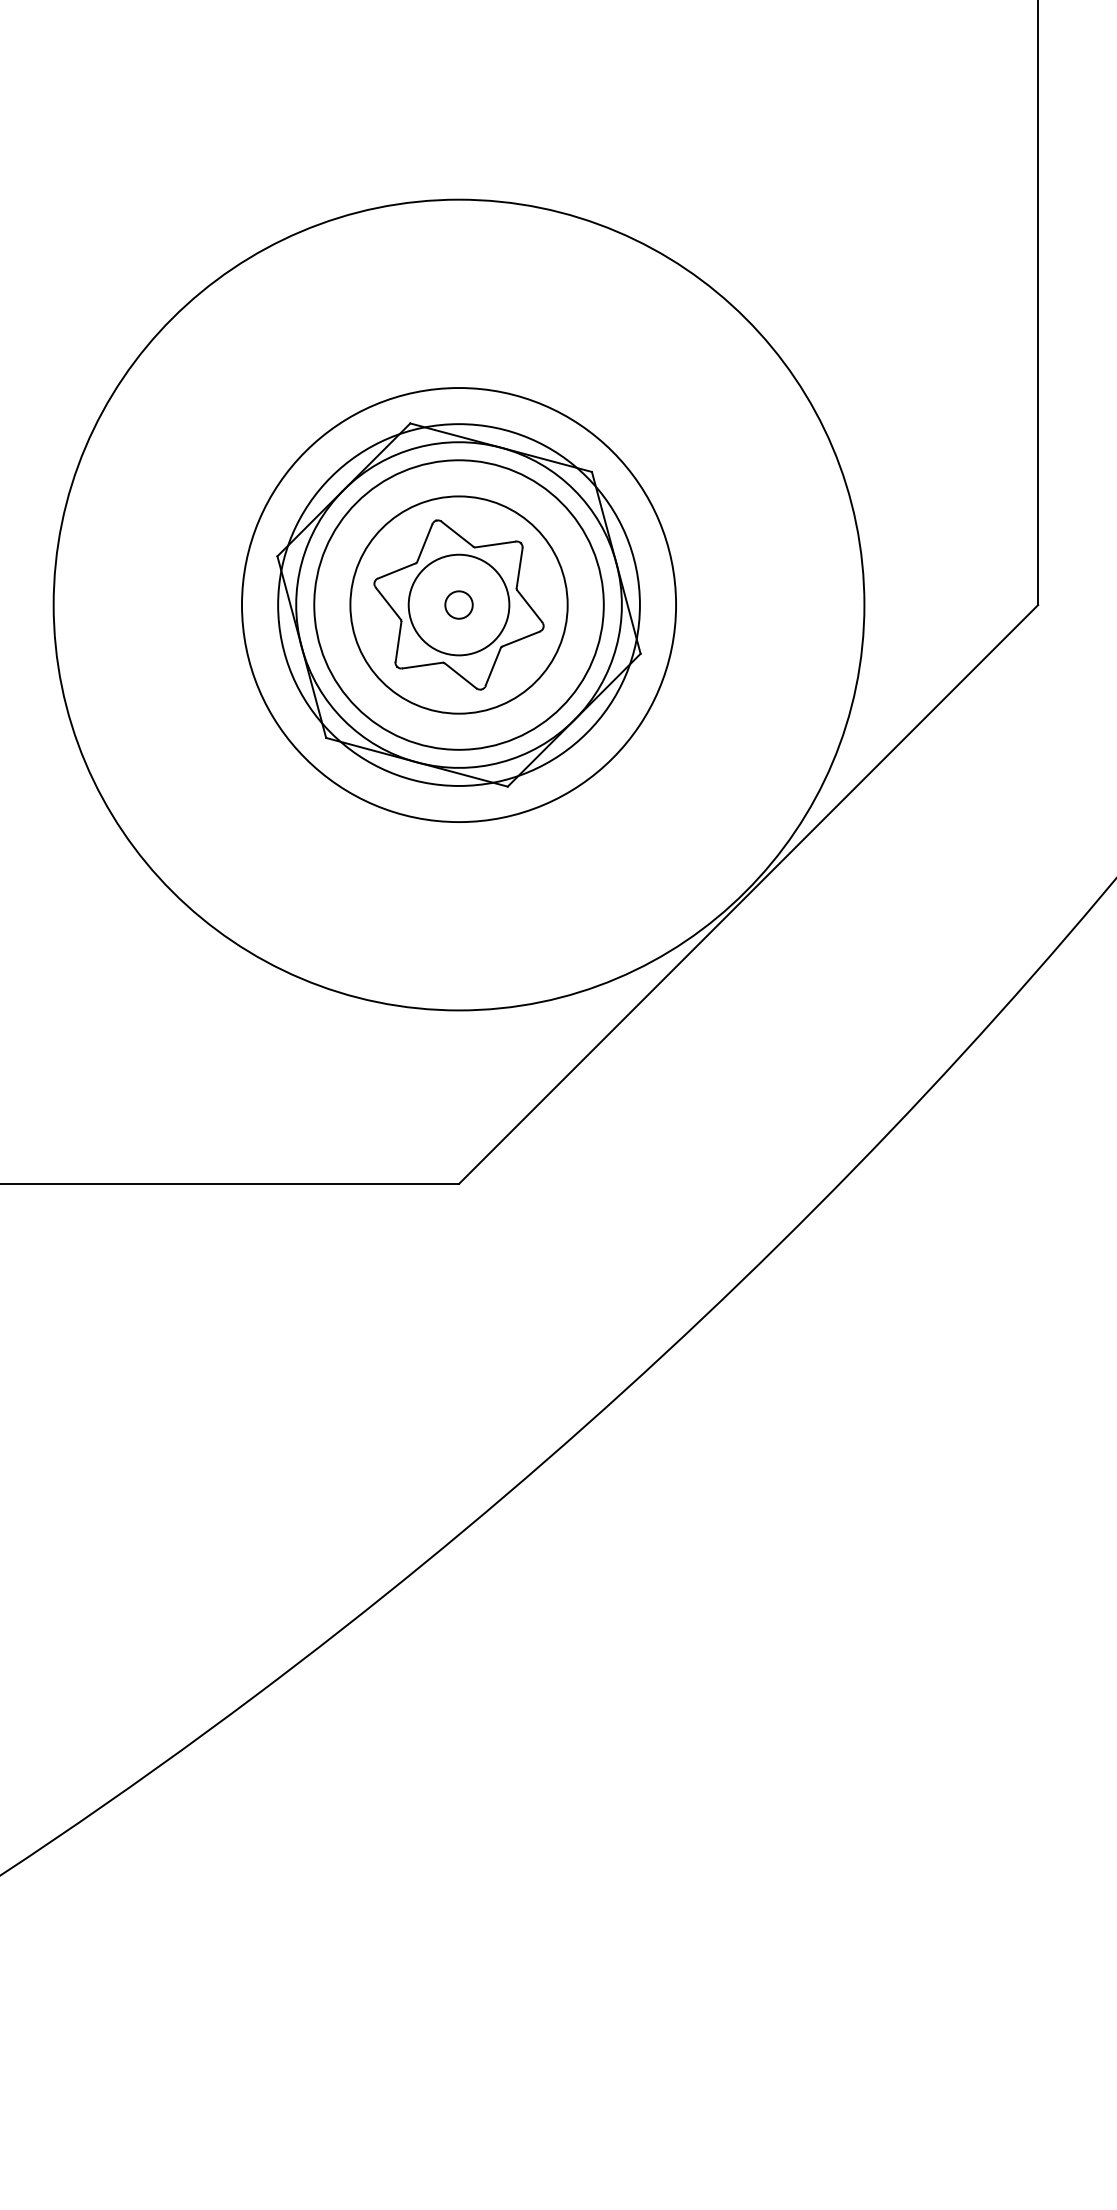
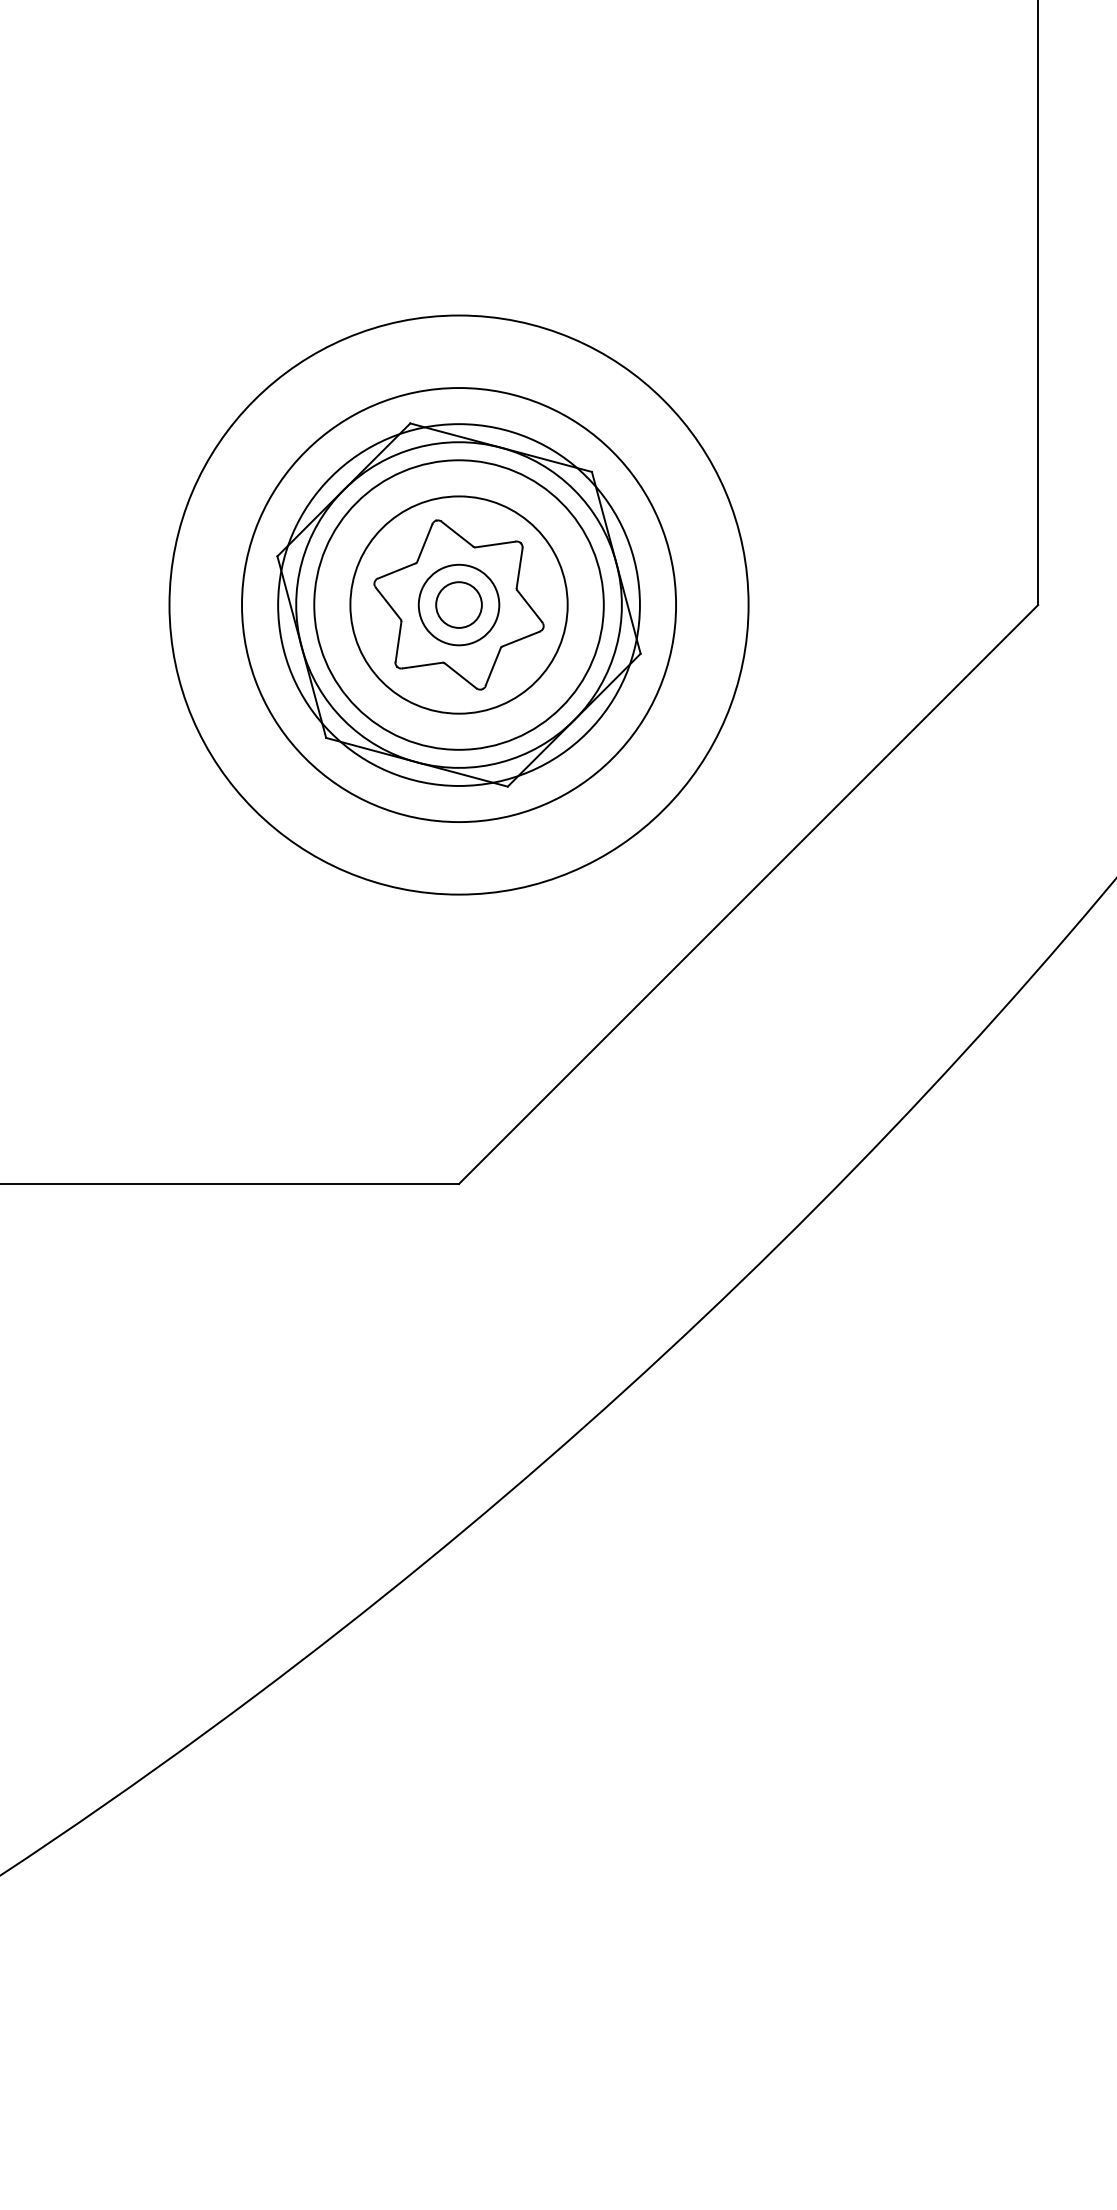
circle diameter: 101 px -> 81 px (458, 604)
circle diameter: 27 px -> 46 px (458, 604)
circle diameter: 811 px -> 579 px (458, 604)
